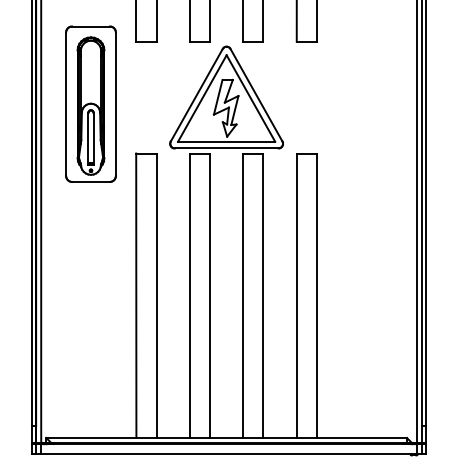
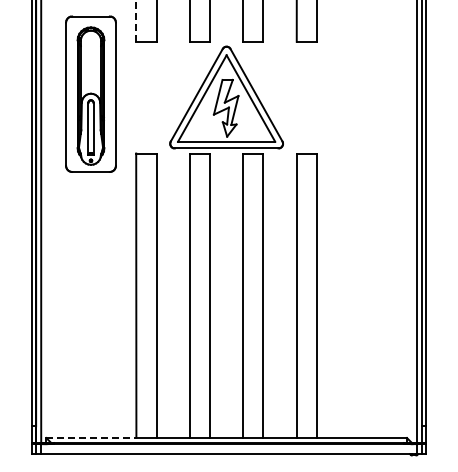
line: solid -> dashed (136, 20)
part position: (90, 103) -> (90, 93) (90, 93)
line: solid -> dashed (91, 438)
